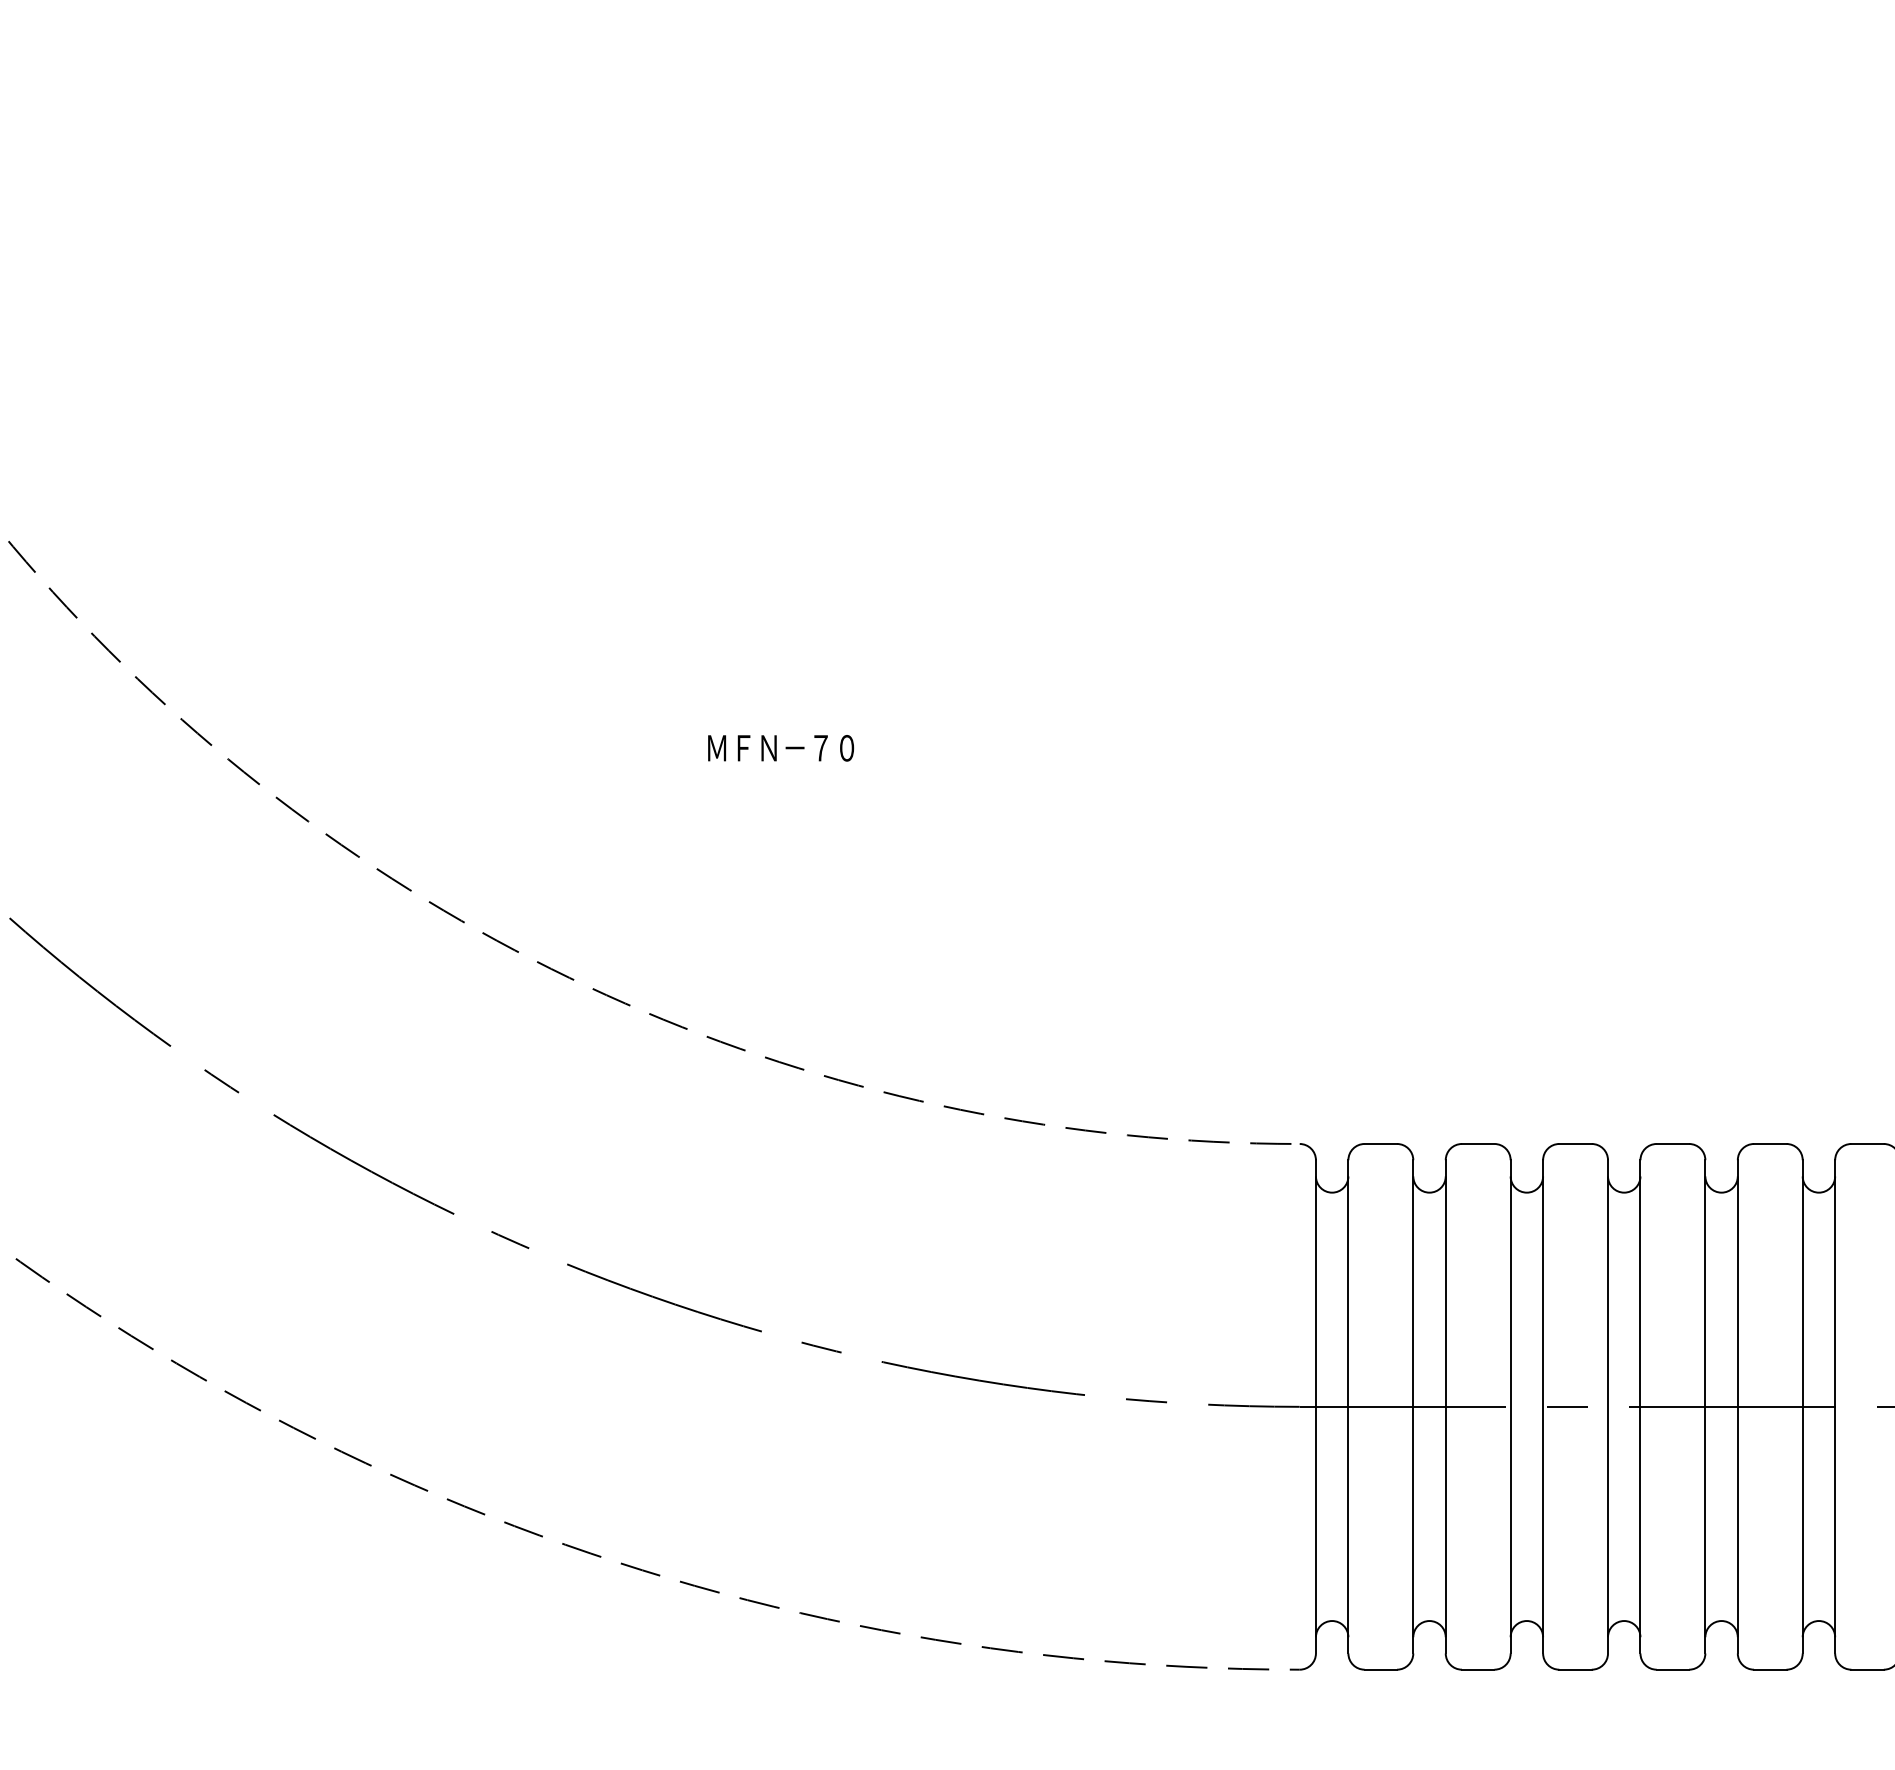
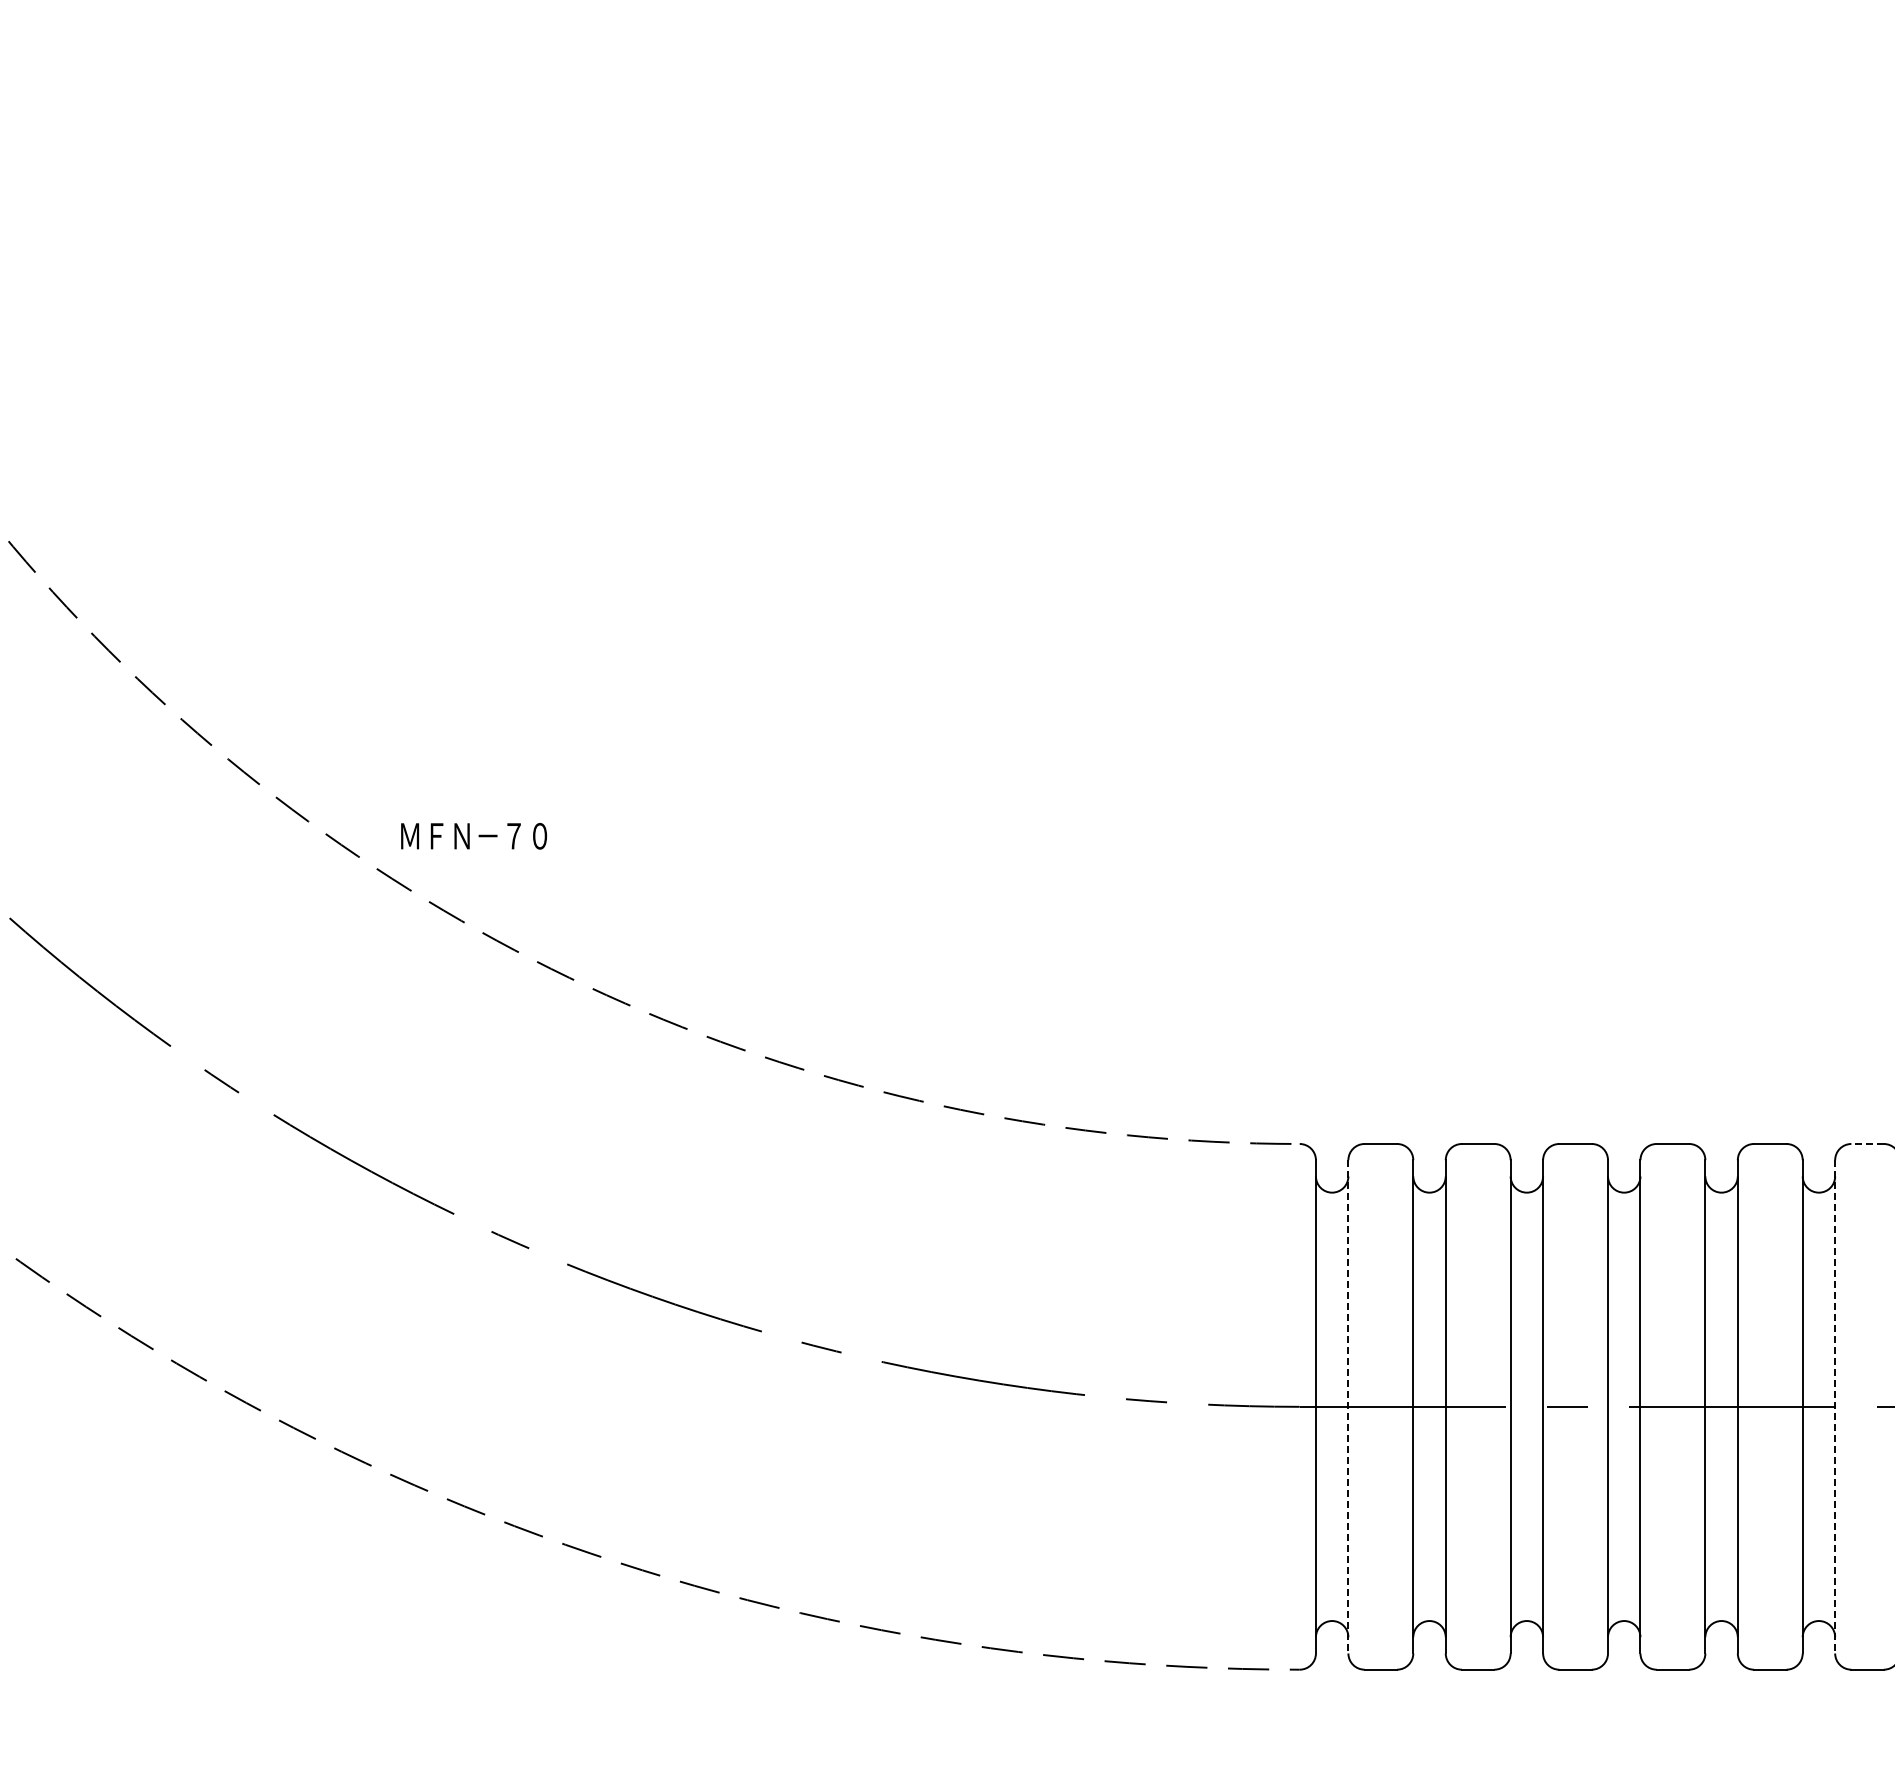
text position: (781, 748) -> (474, 836) (474, 836)
line: solid -> dashed (1867, 1143)
line: solid -> dashed (1348, 1406)
line: solid -> dashed (1835, 1406)
